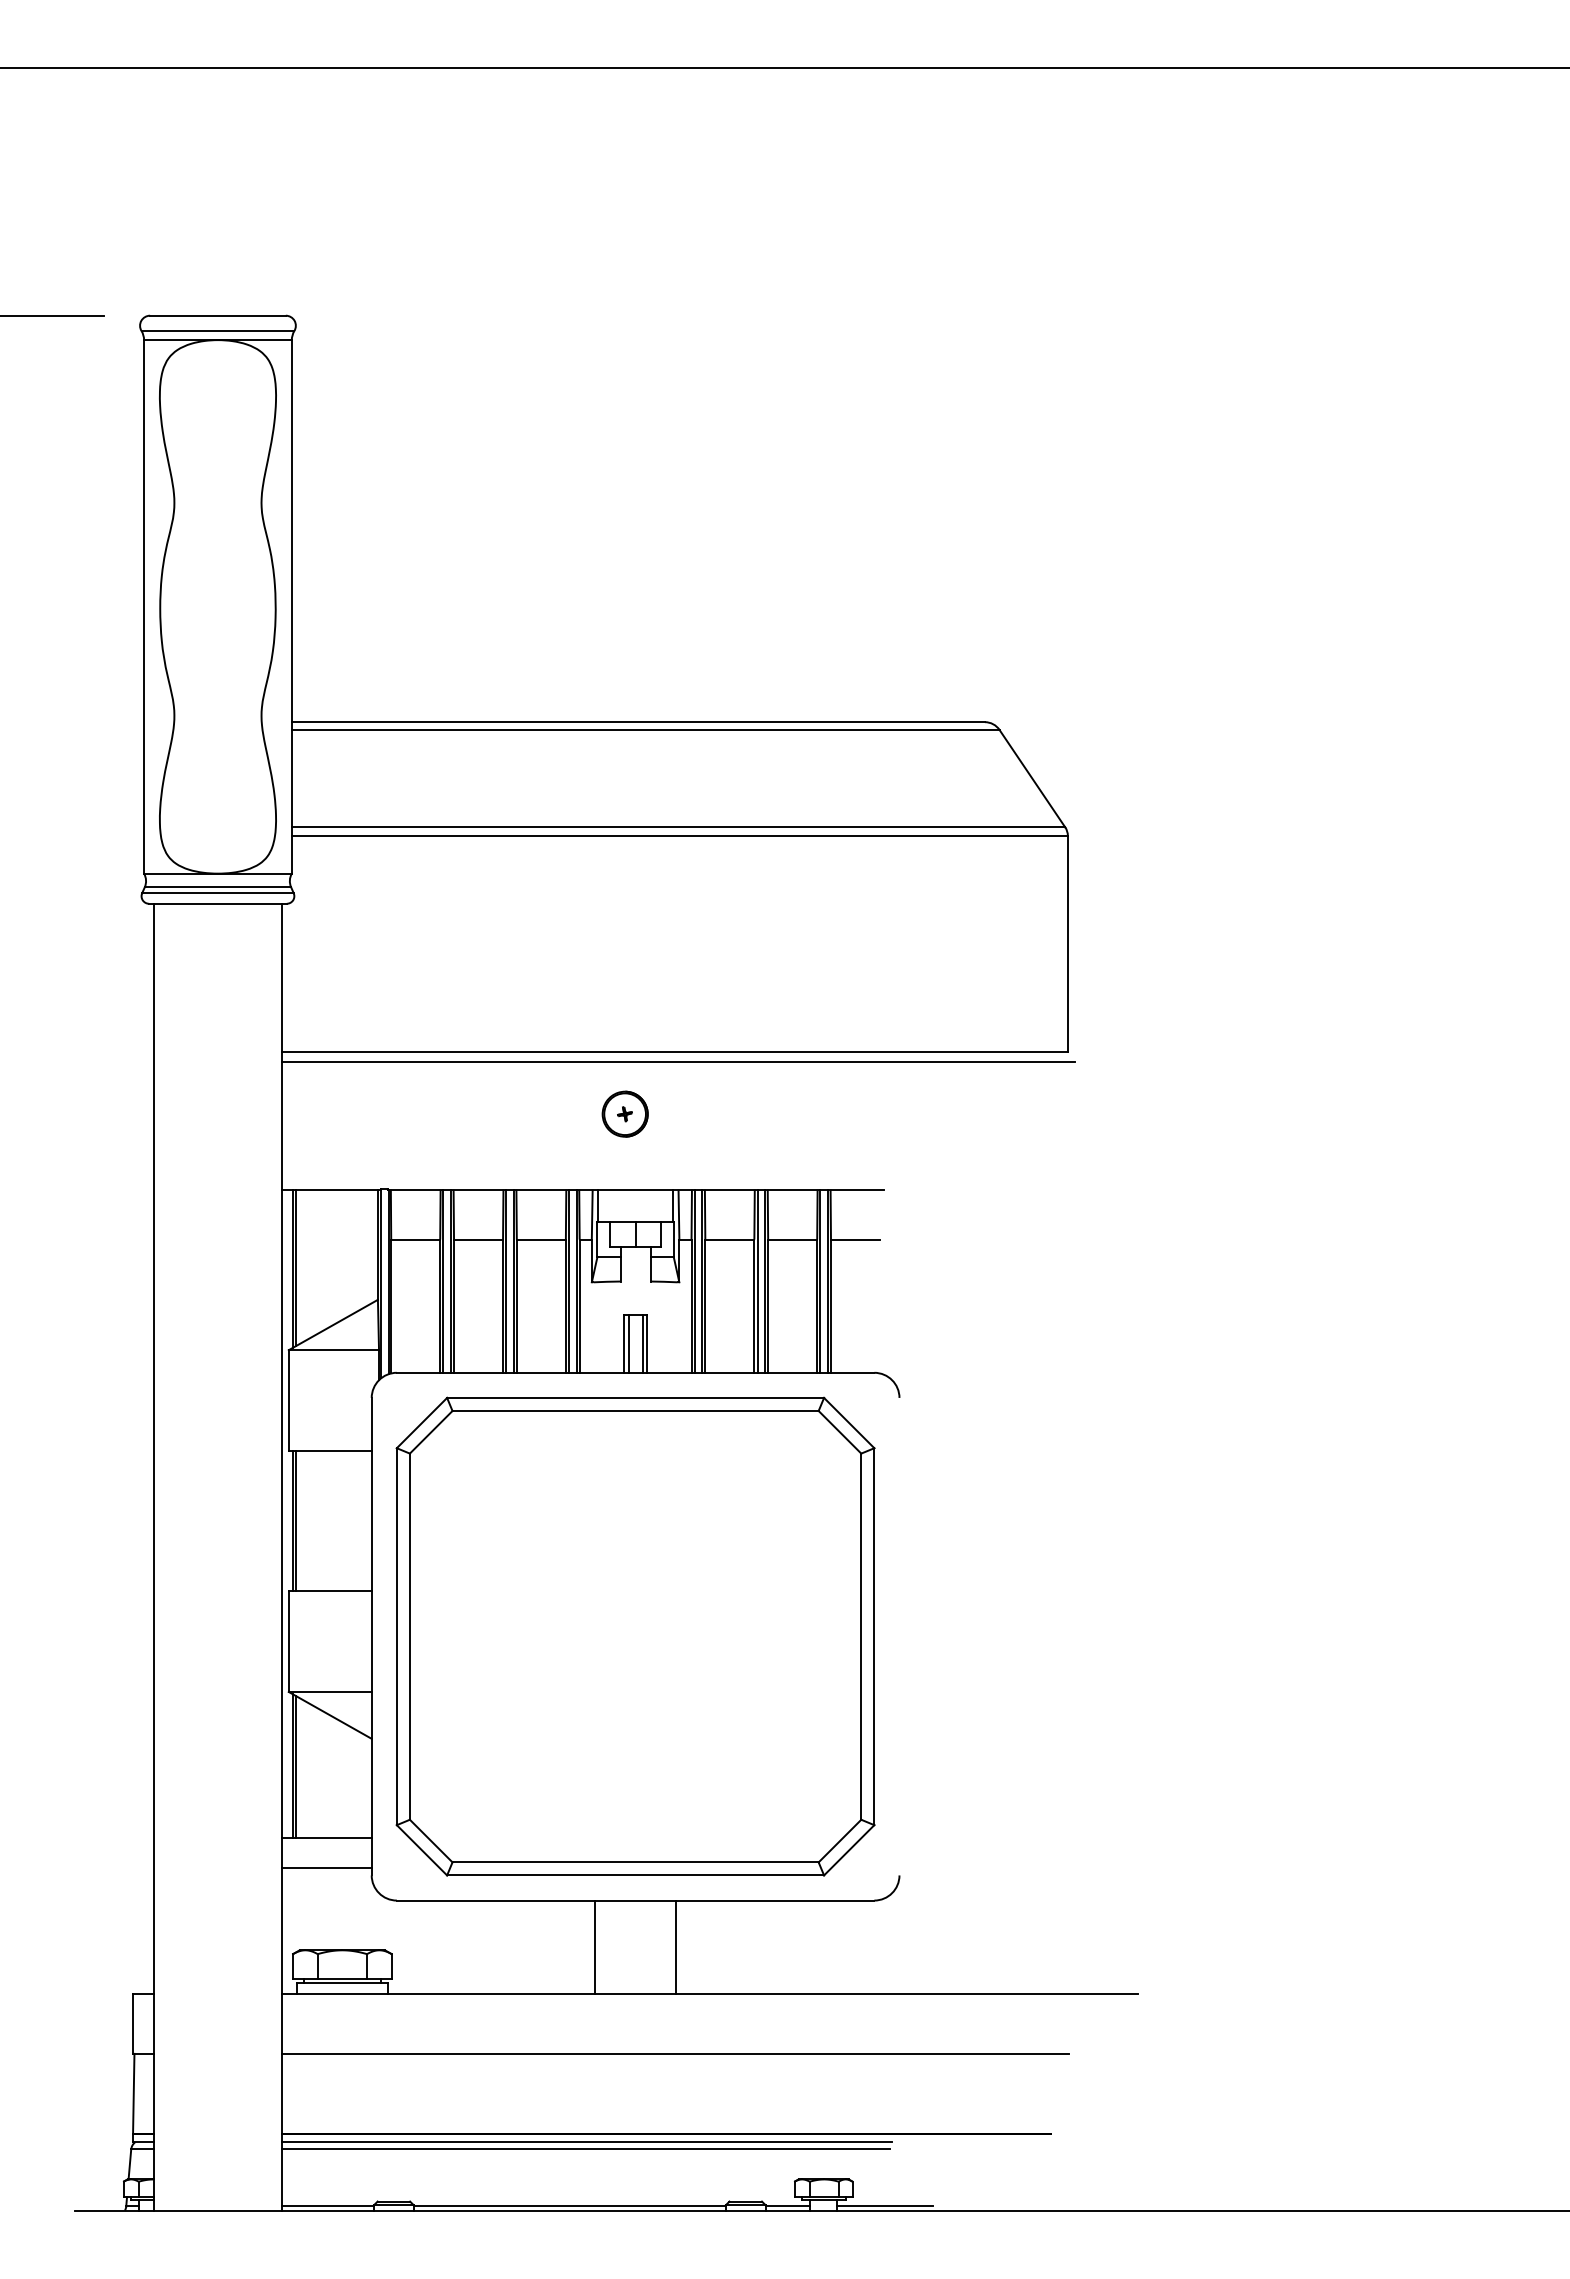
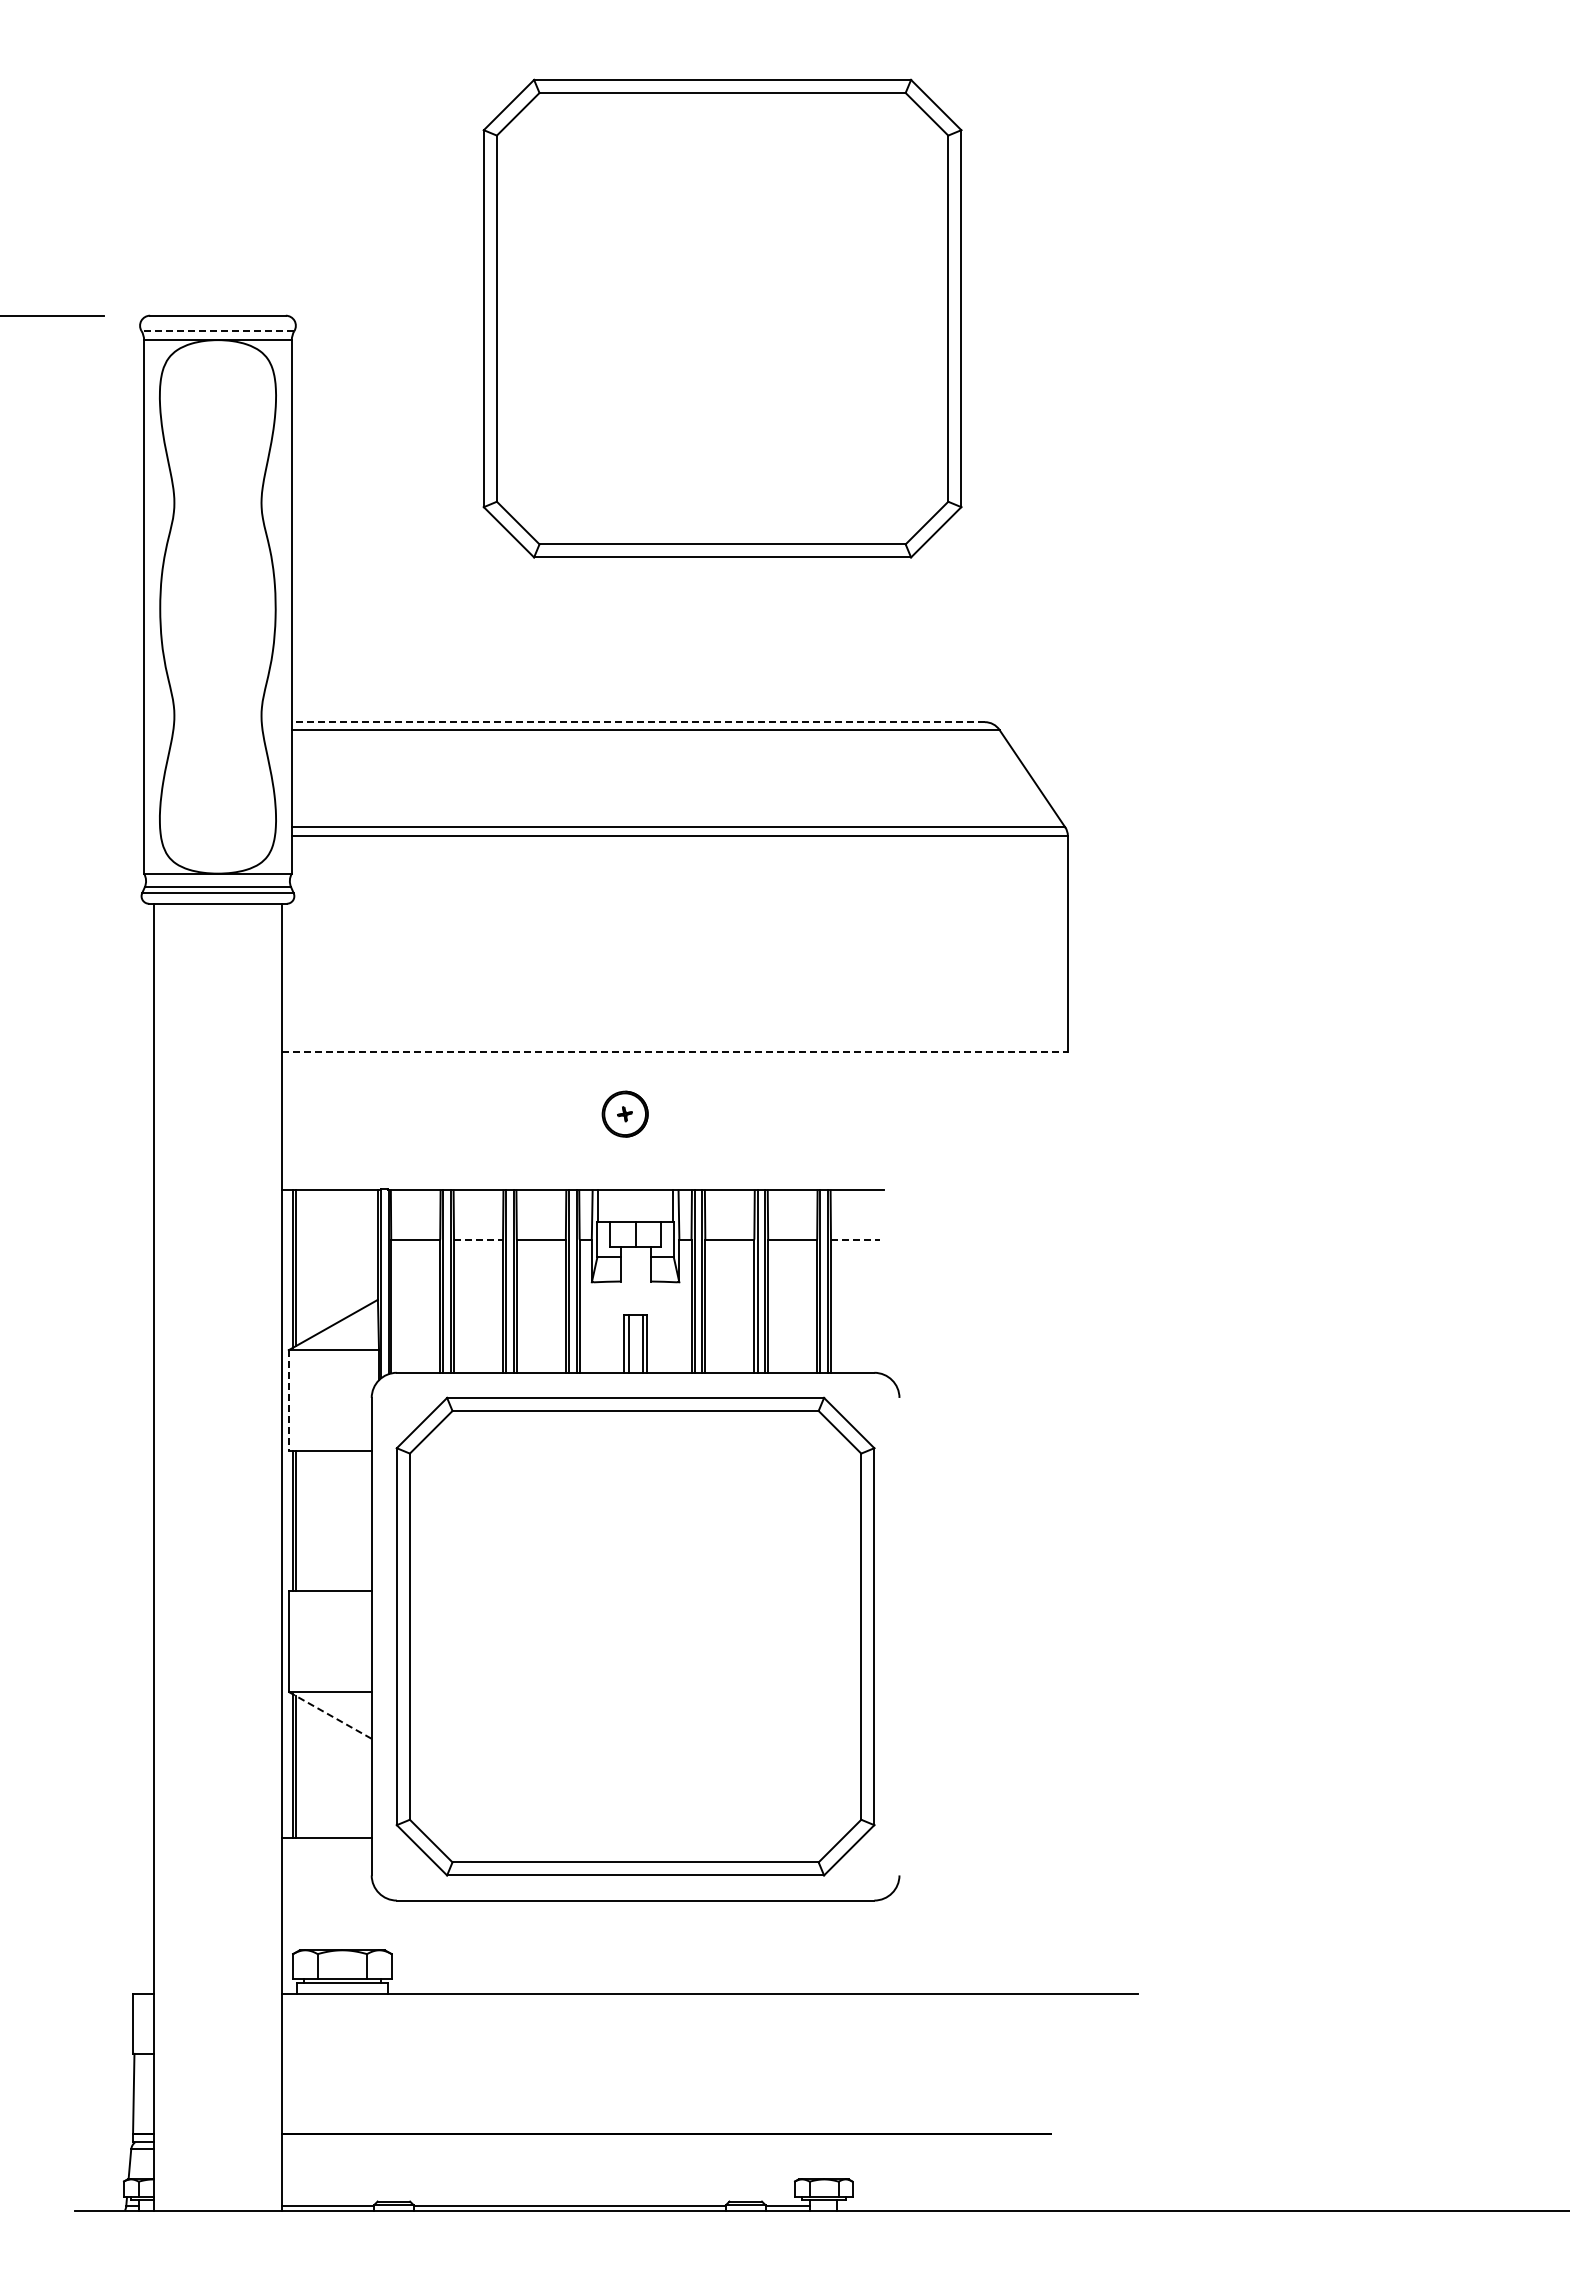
line: present -> none (784, 68)
part: none -> present (722, 318)
line: solid -> dashed (217, 330)
line: solid -> dashed (638, 722)
line: solid -> dashed (675, 1052)
line: present -> none (678, 1062)
line: solid -> dashed (478, 1239)
line: solid -> dashed (855, 1239)
line: solid -> dashed (288, 1400)
line: solid -> dashed (330, 1715)
line: present -> none (326, 1867)
line: present -> none (595, 1946)
line: present -> none (675, 1946)
line: present -> none (674, 2053)
line: present -> none (586, 2142)
line: present -> none (585, 2149)
line: present -> none (885, 2206)
